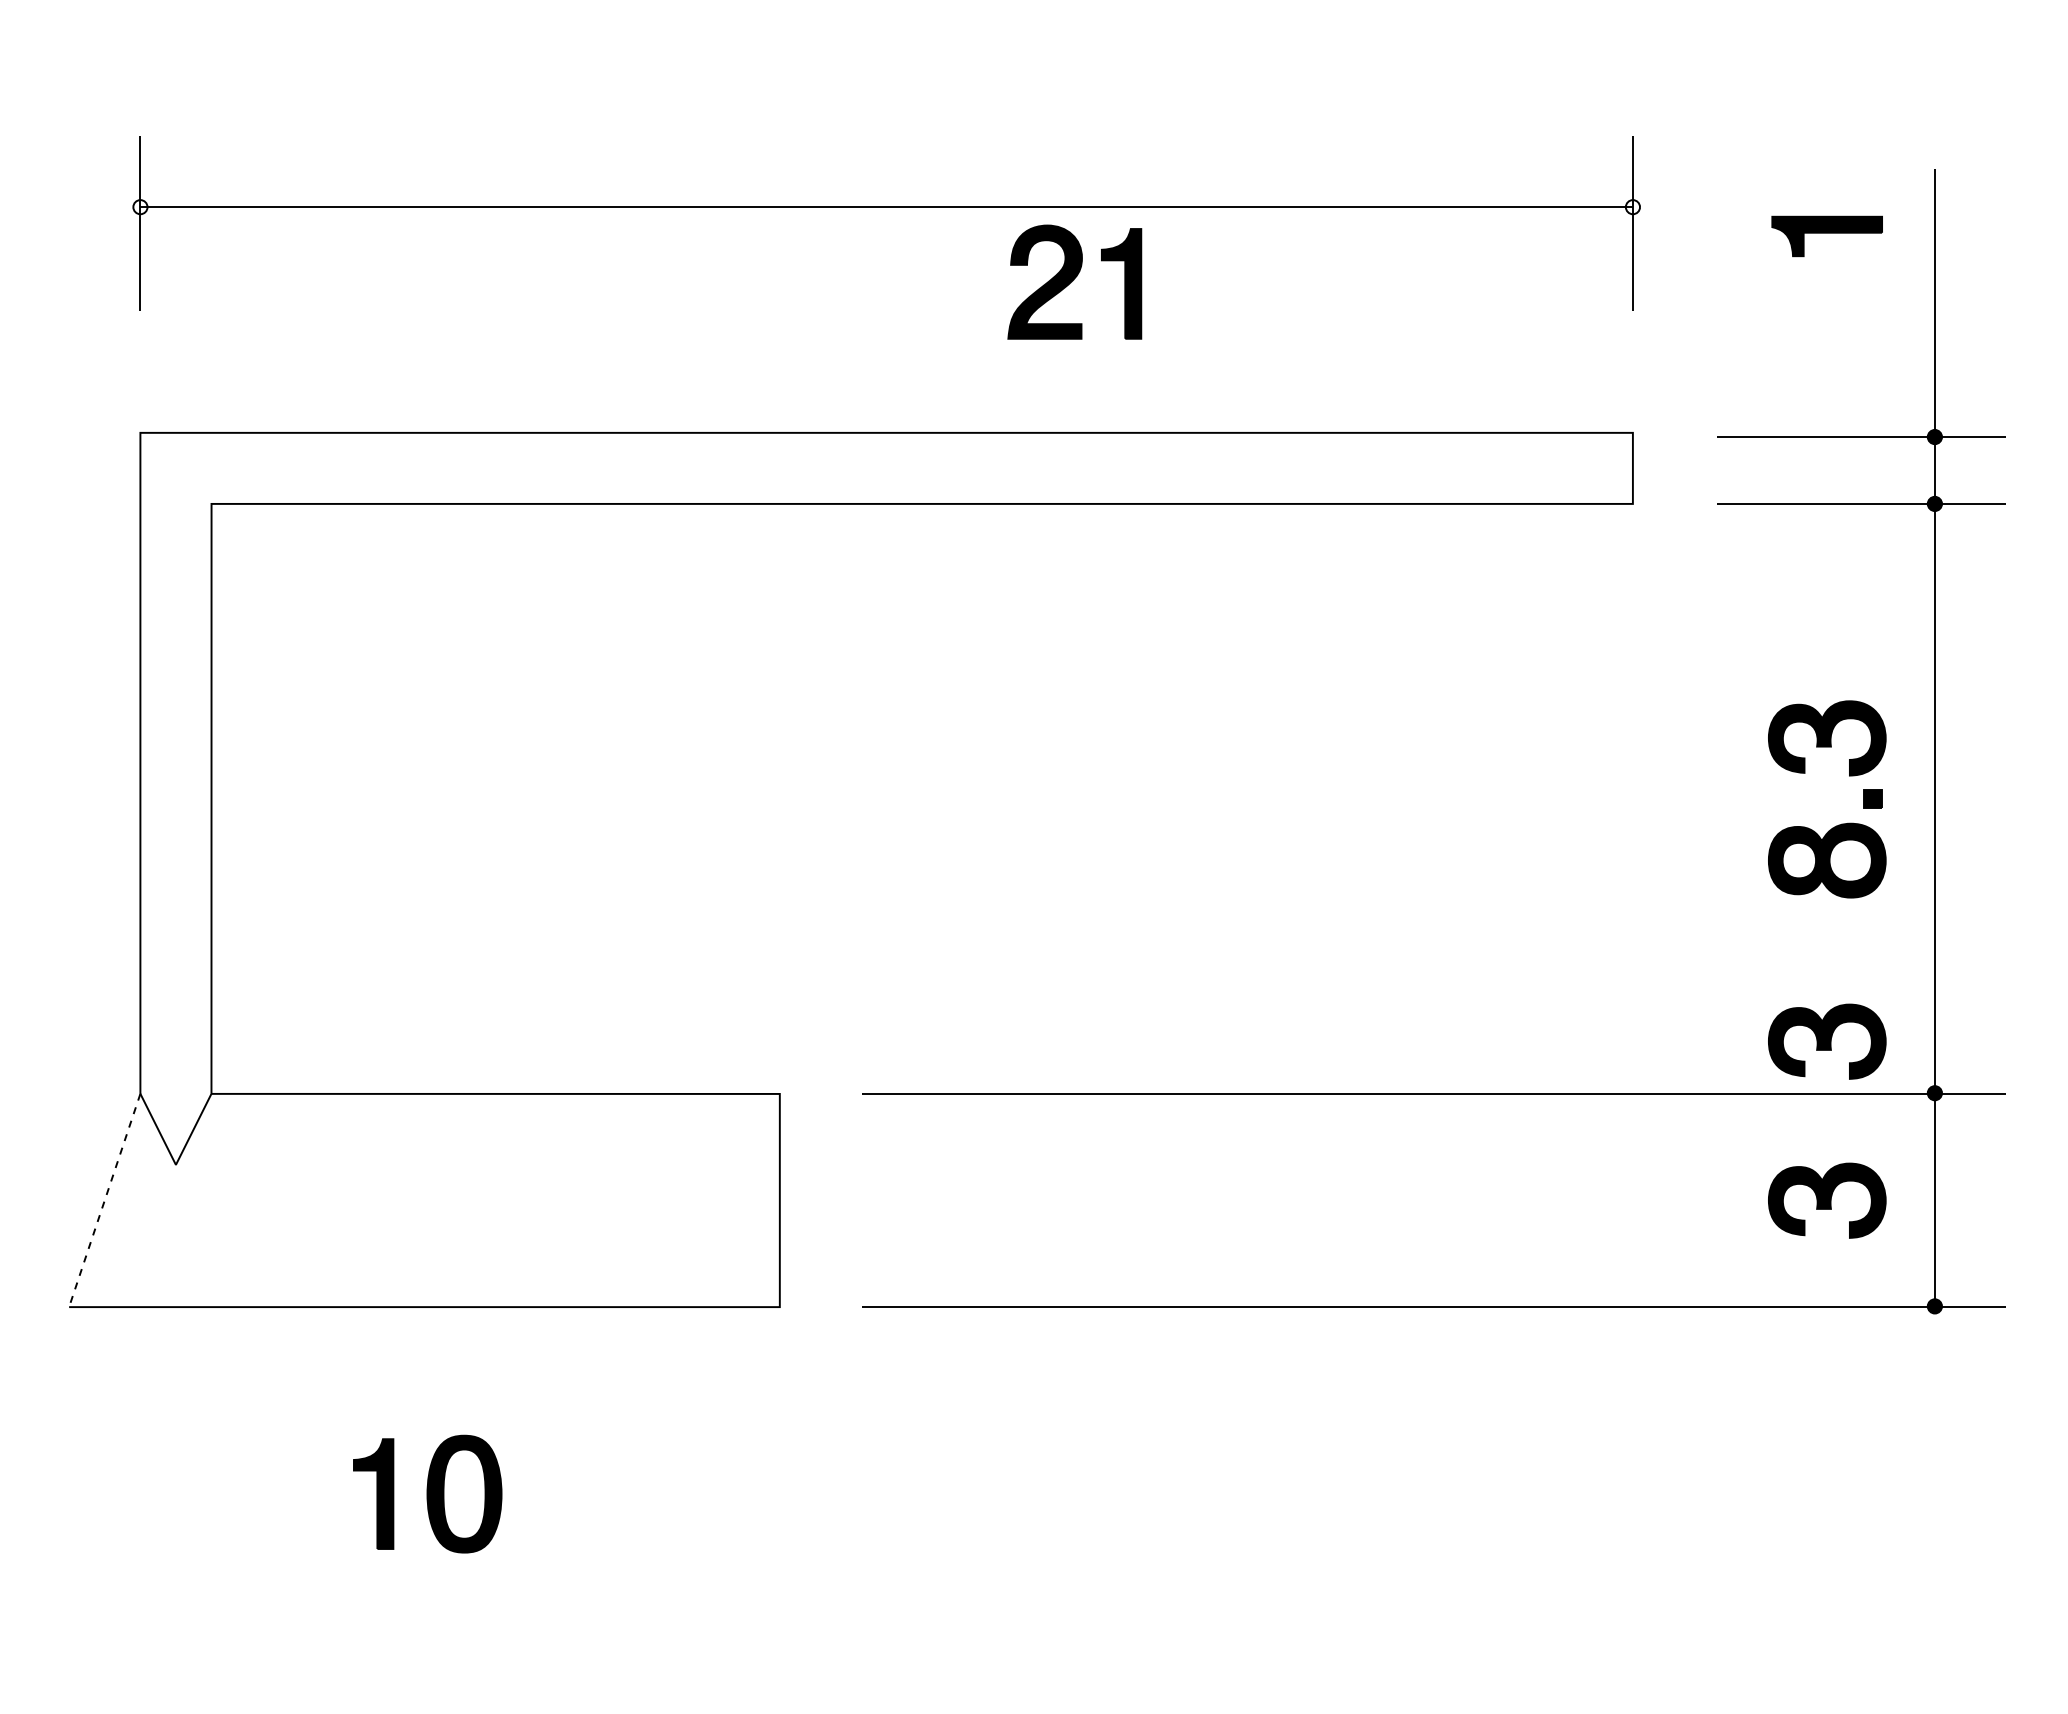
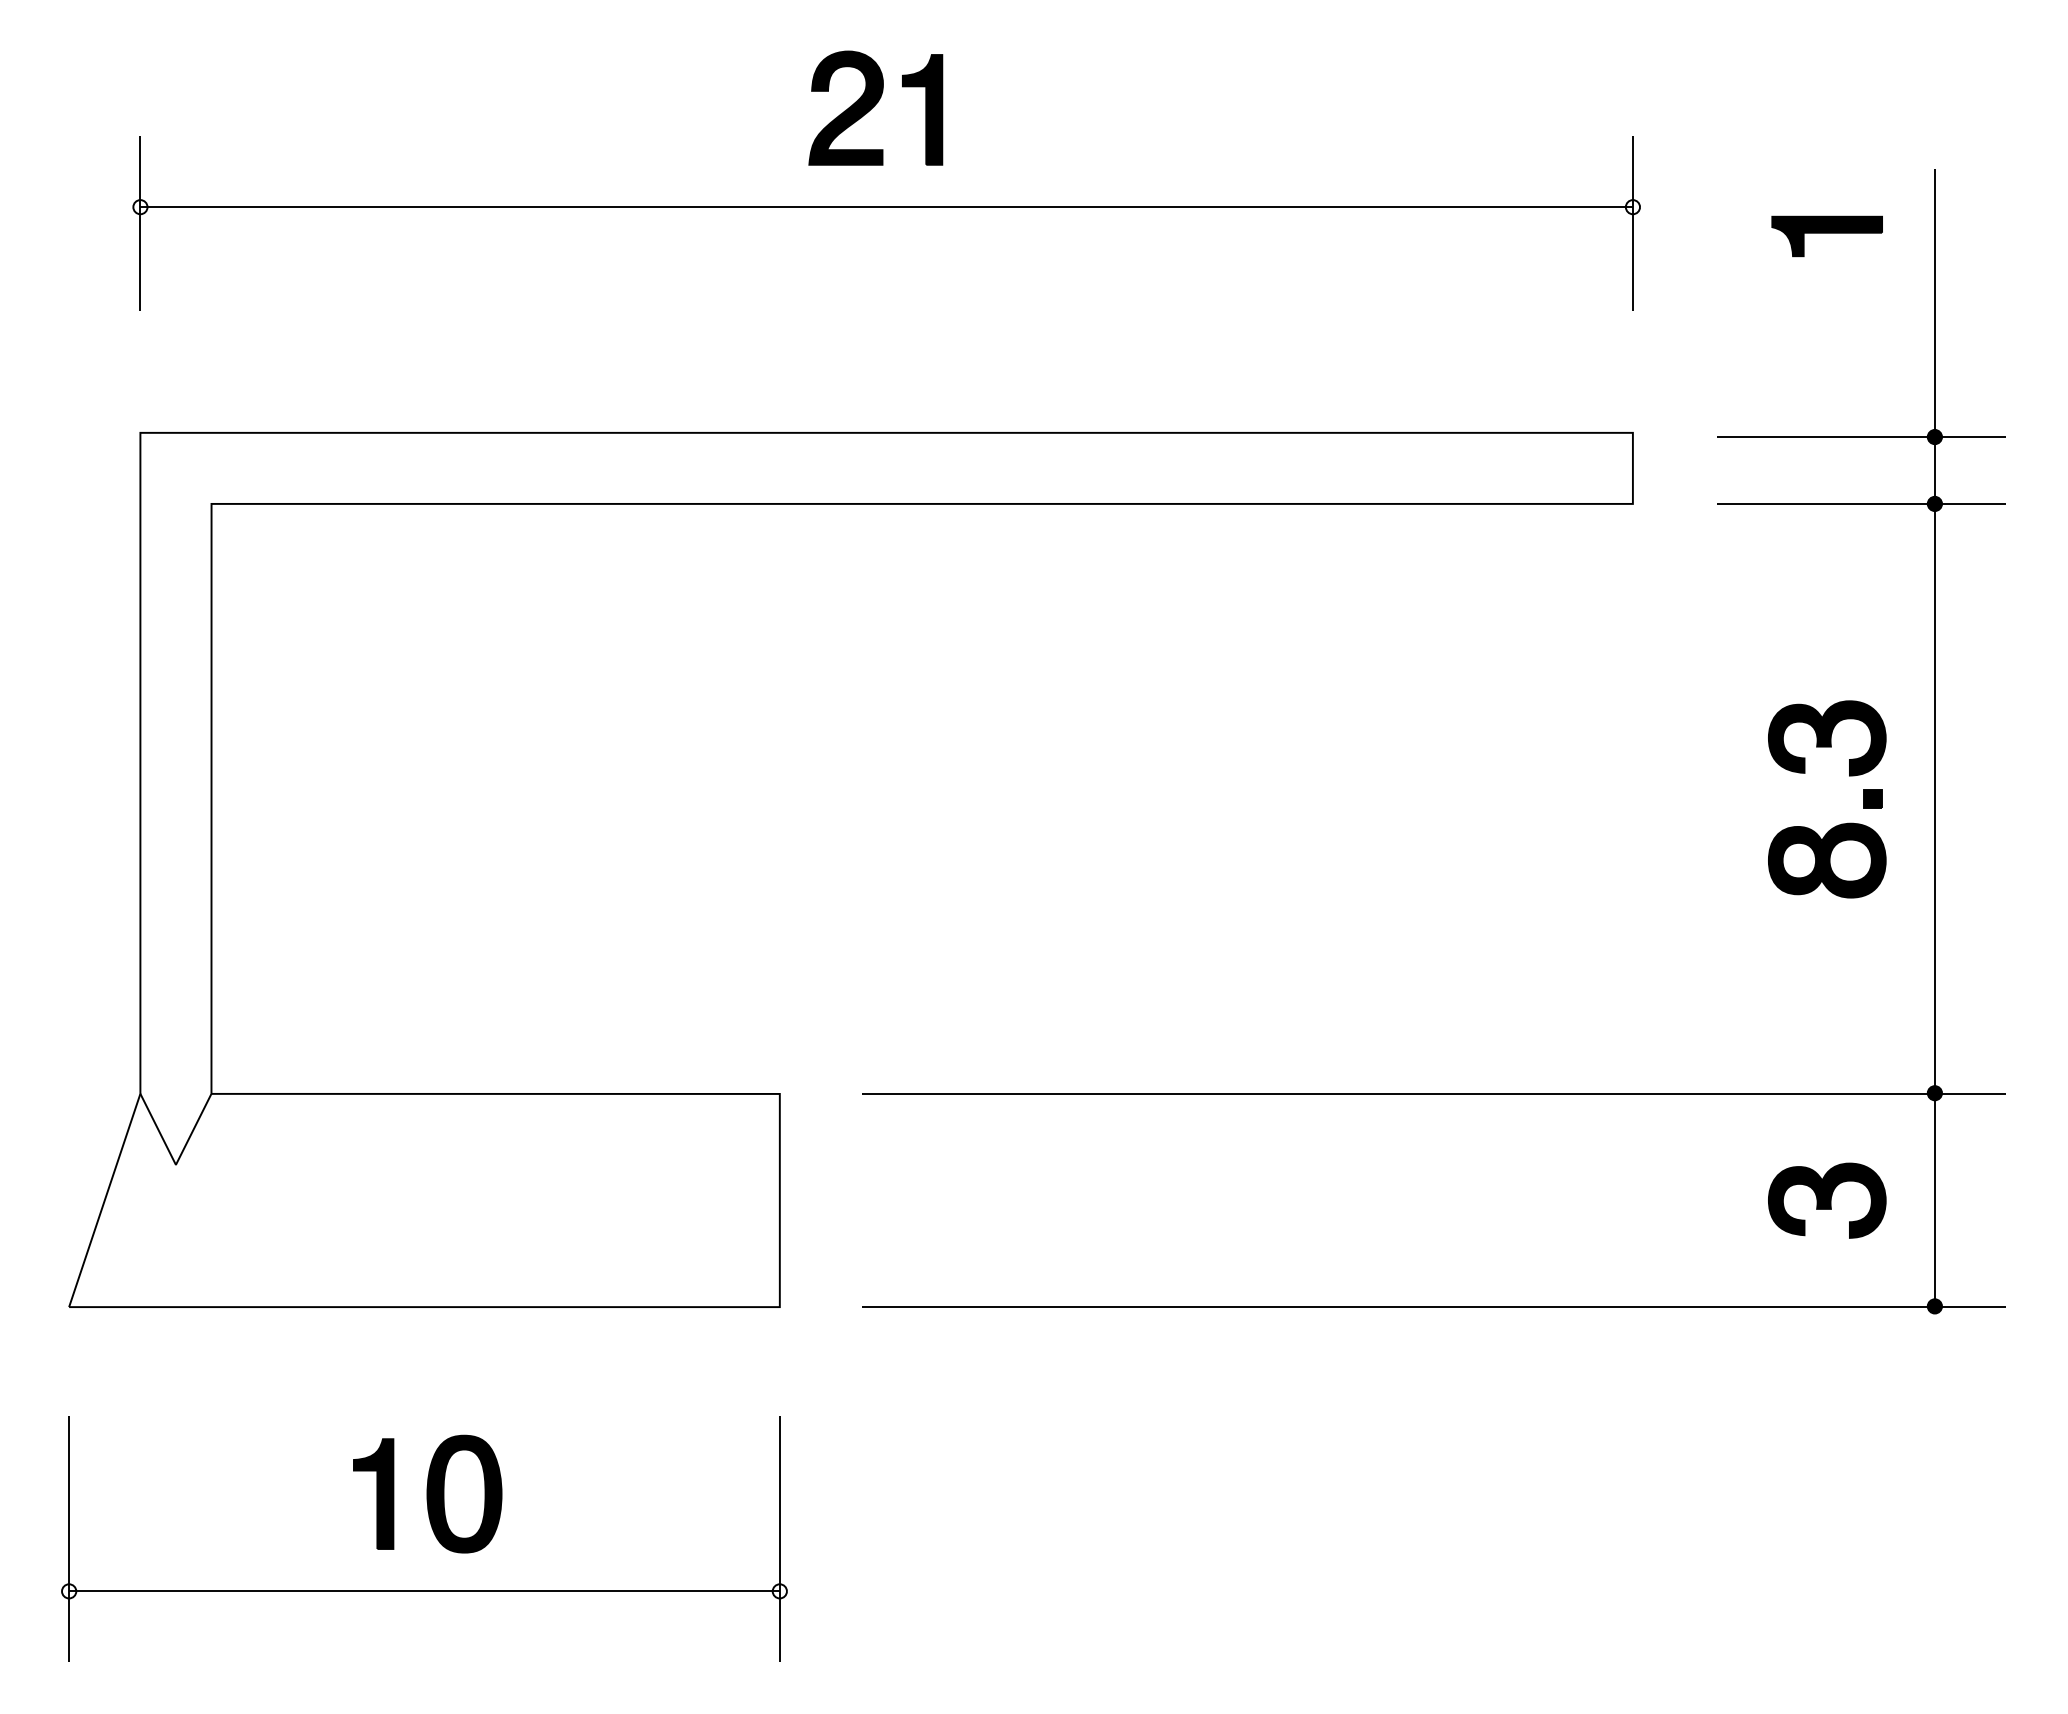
part position: (1074, 281) -> (875, 107) (875, 107)
part: present -> none (1827, 1041)
line: dashed -> solid (104, 1200)
part: none -> present (424, 1590)
